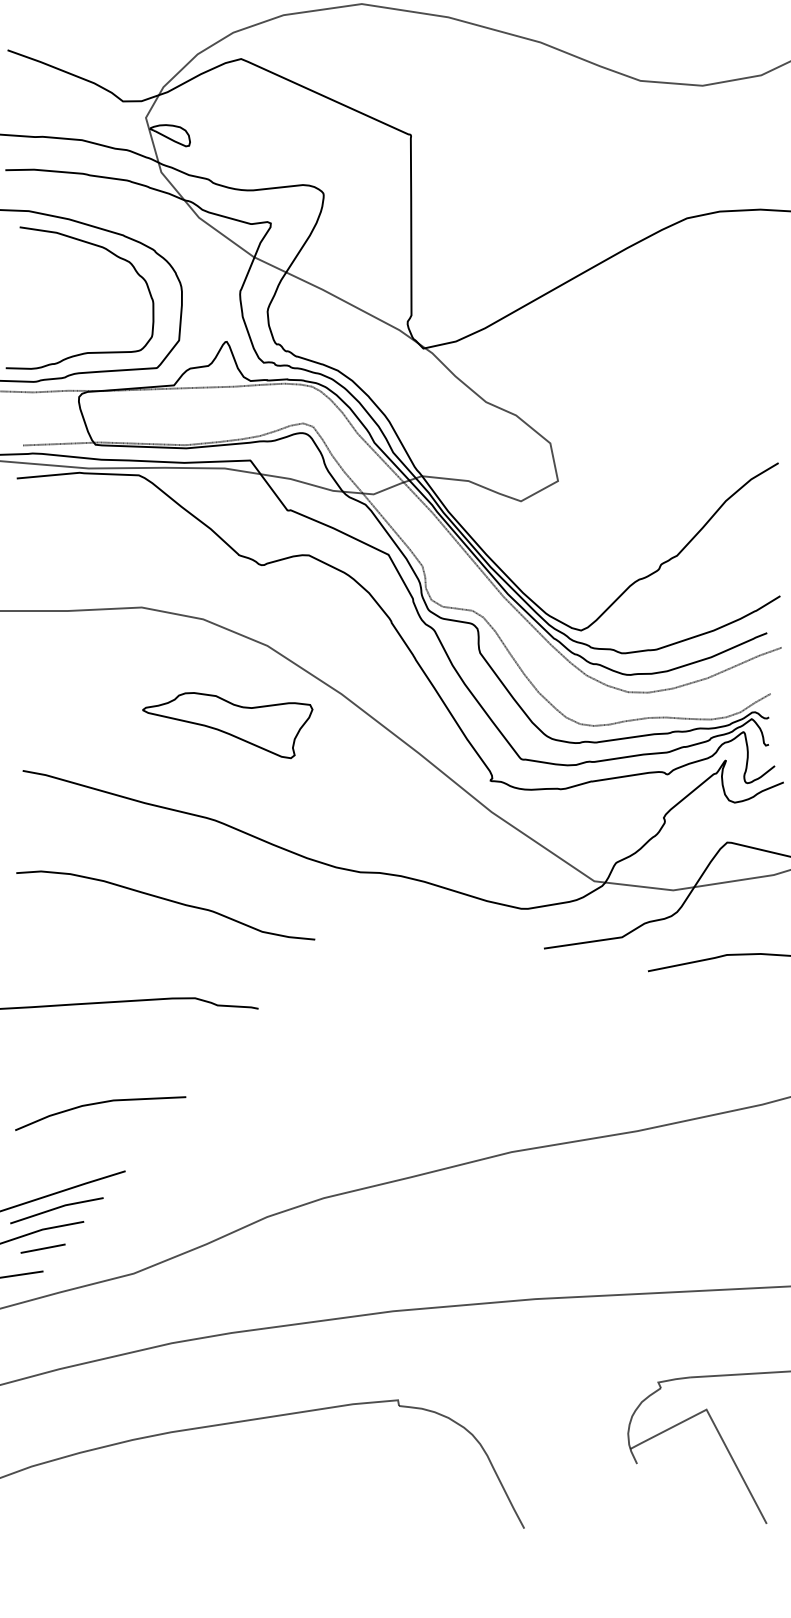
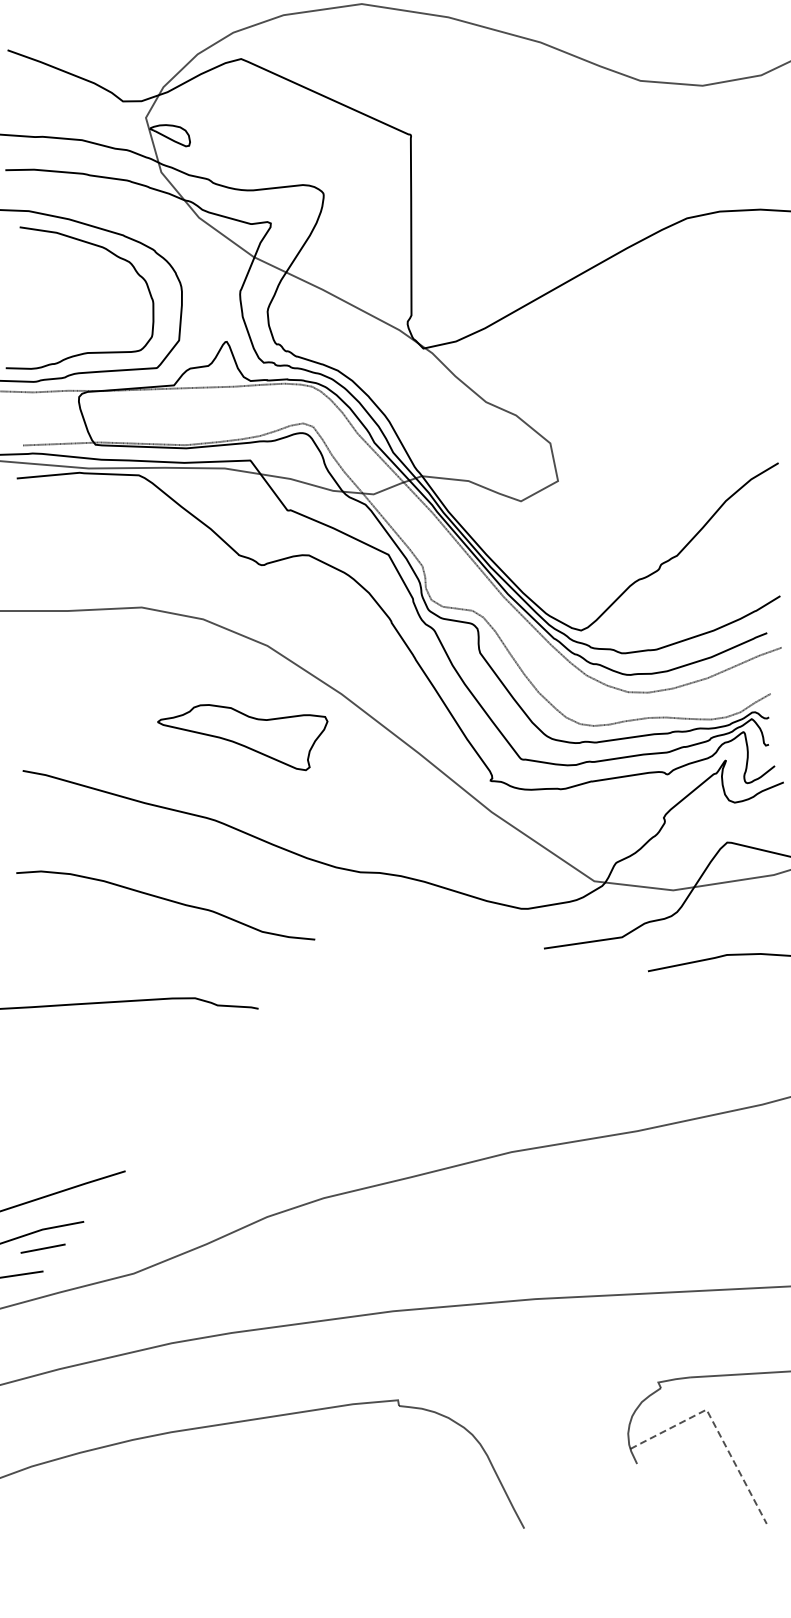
part position: (227, 725) -> (242, 737) (242, 737)
curve: present -> none (97, 1104)
line: present -> none (56, 1209)
line: solid -> dashed (716, 1428)
